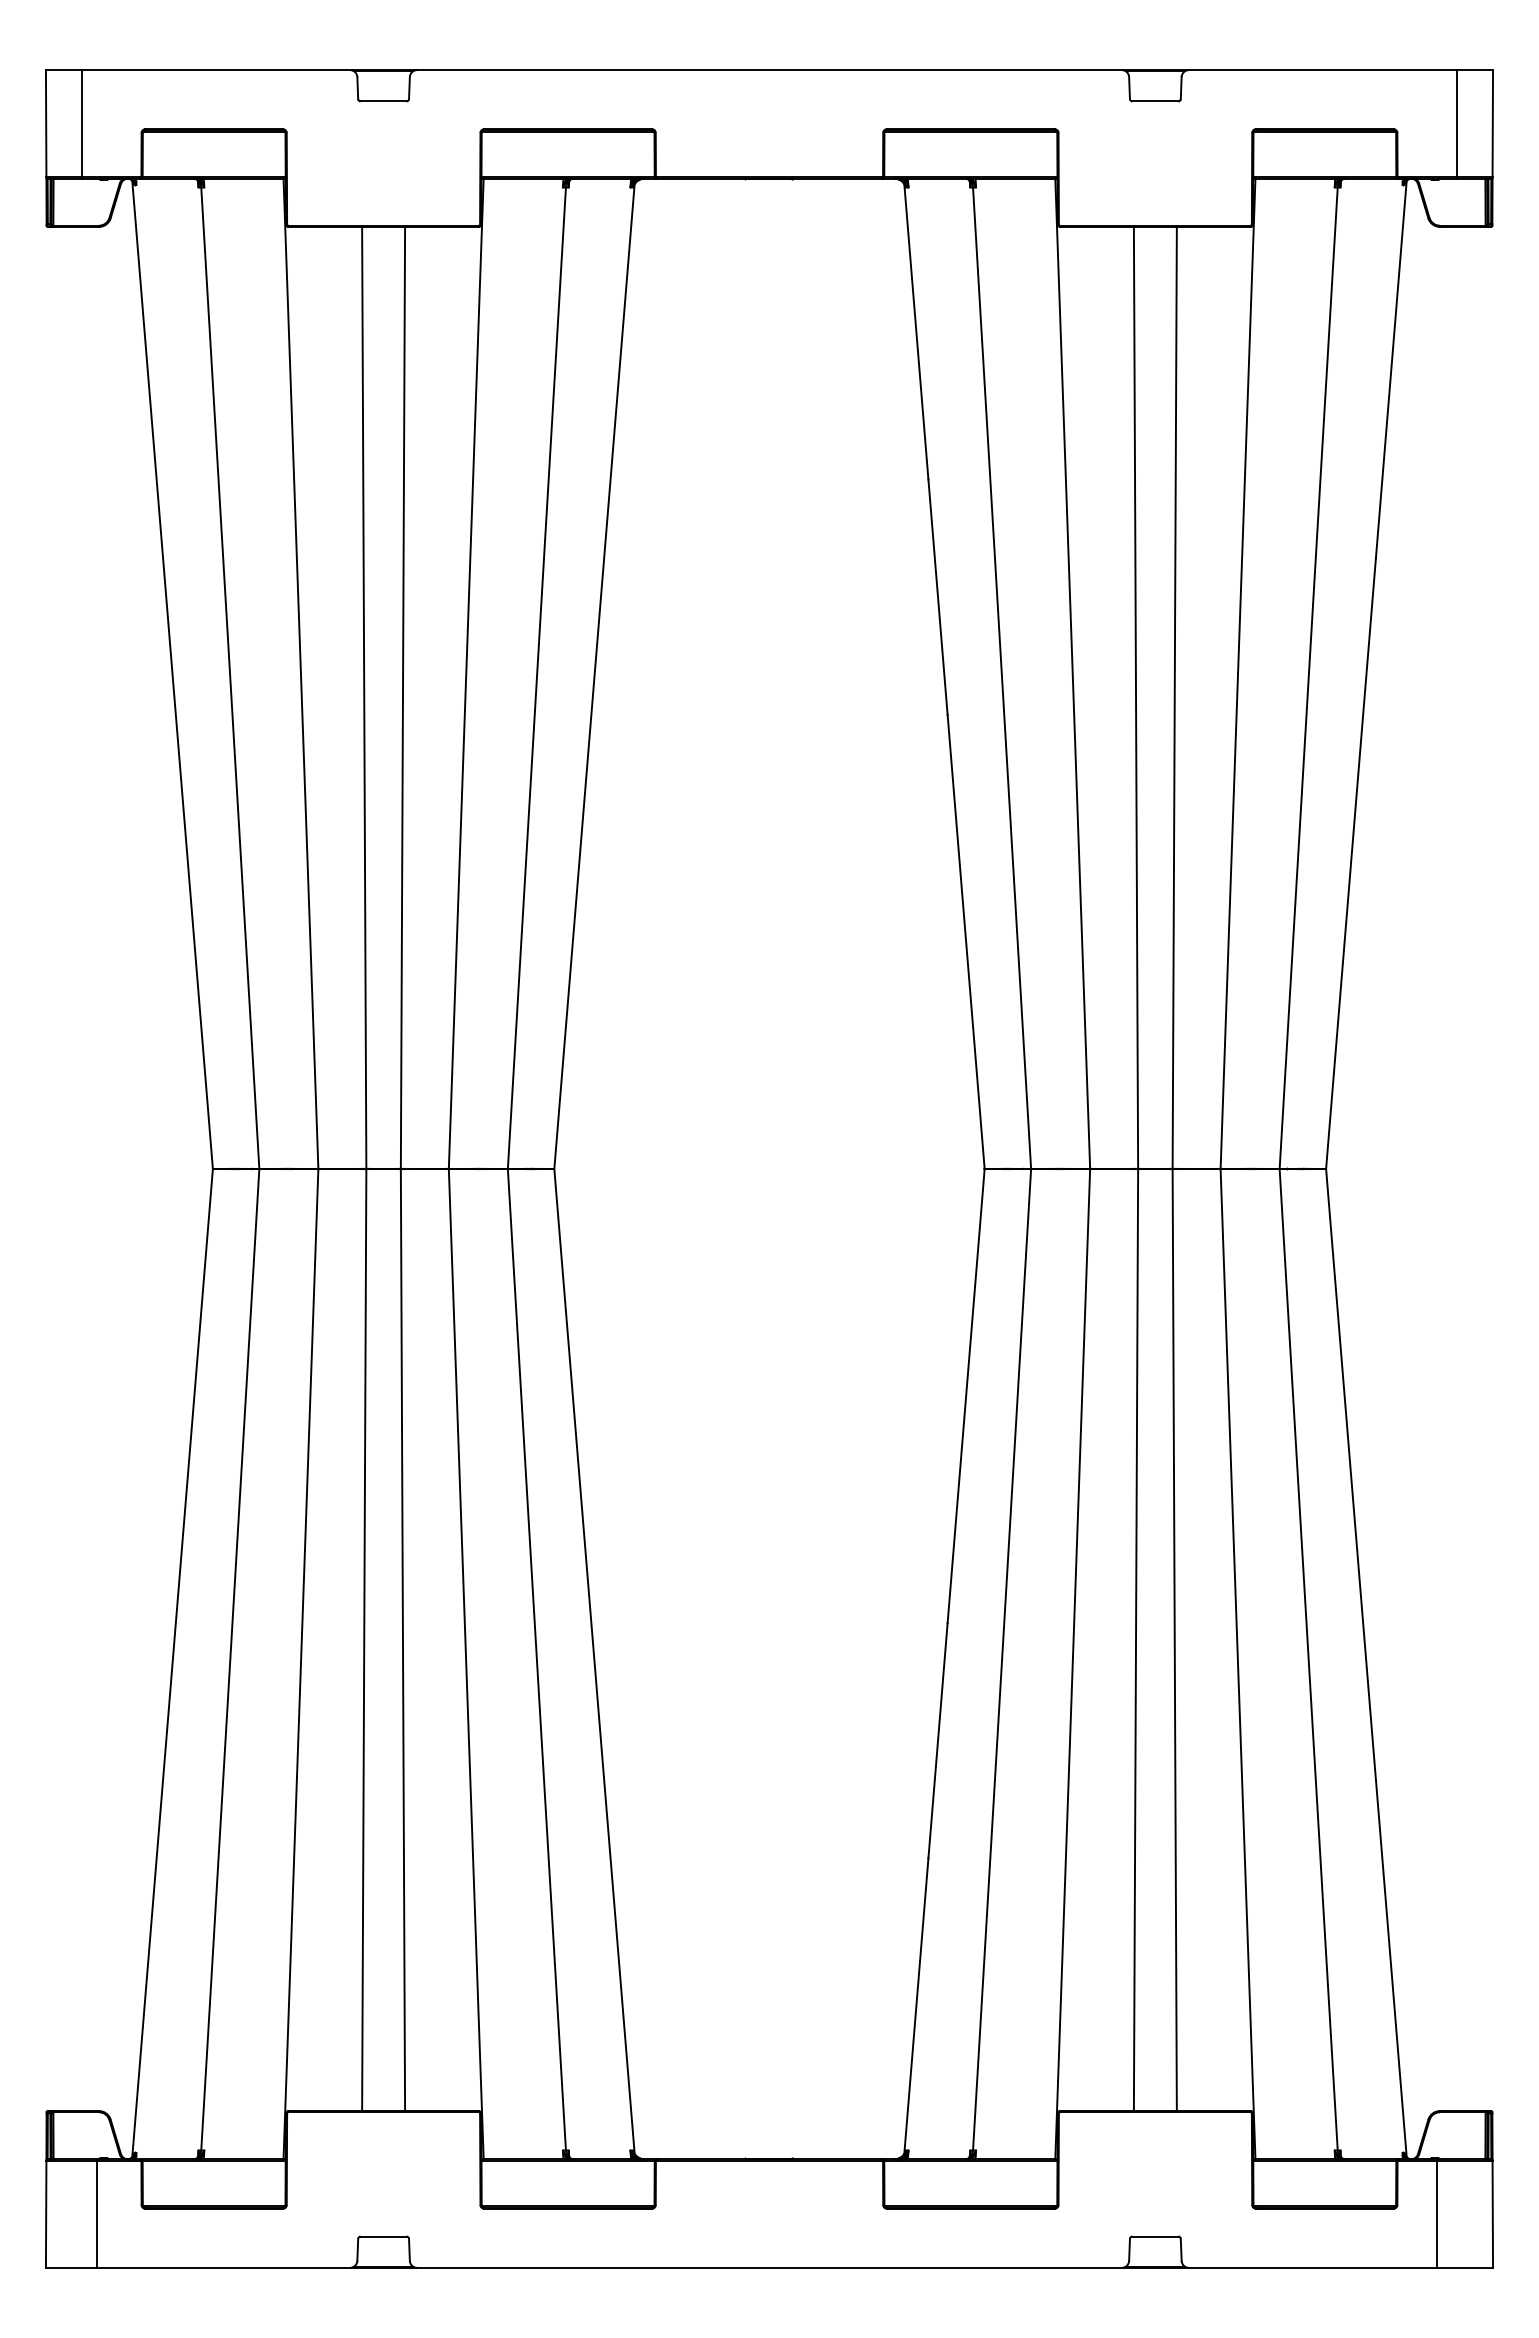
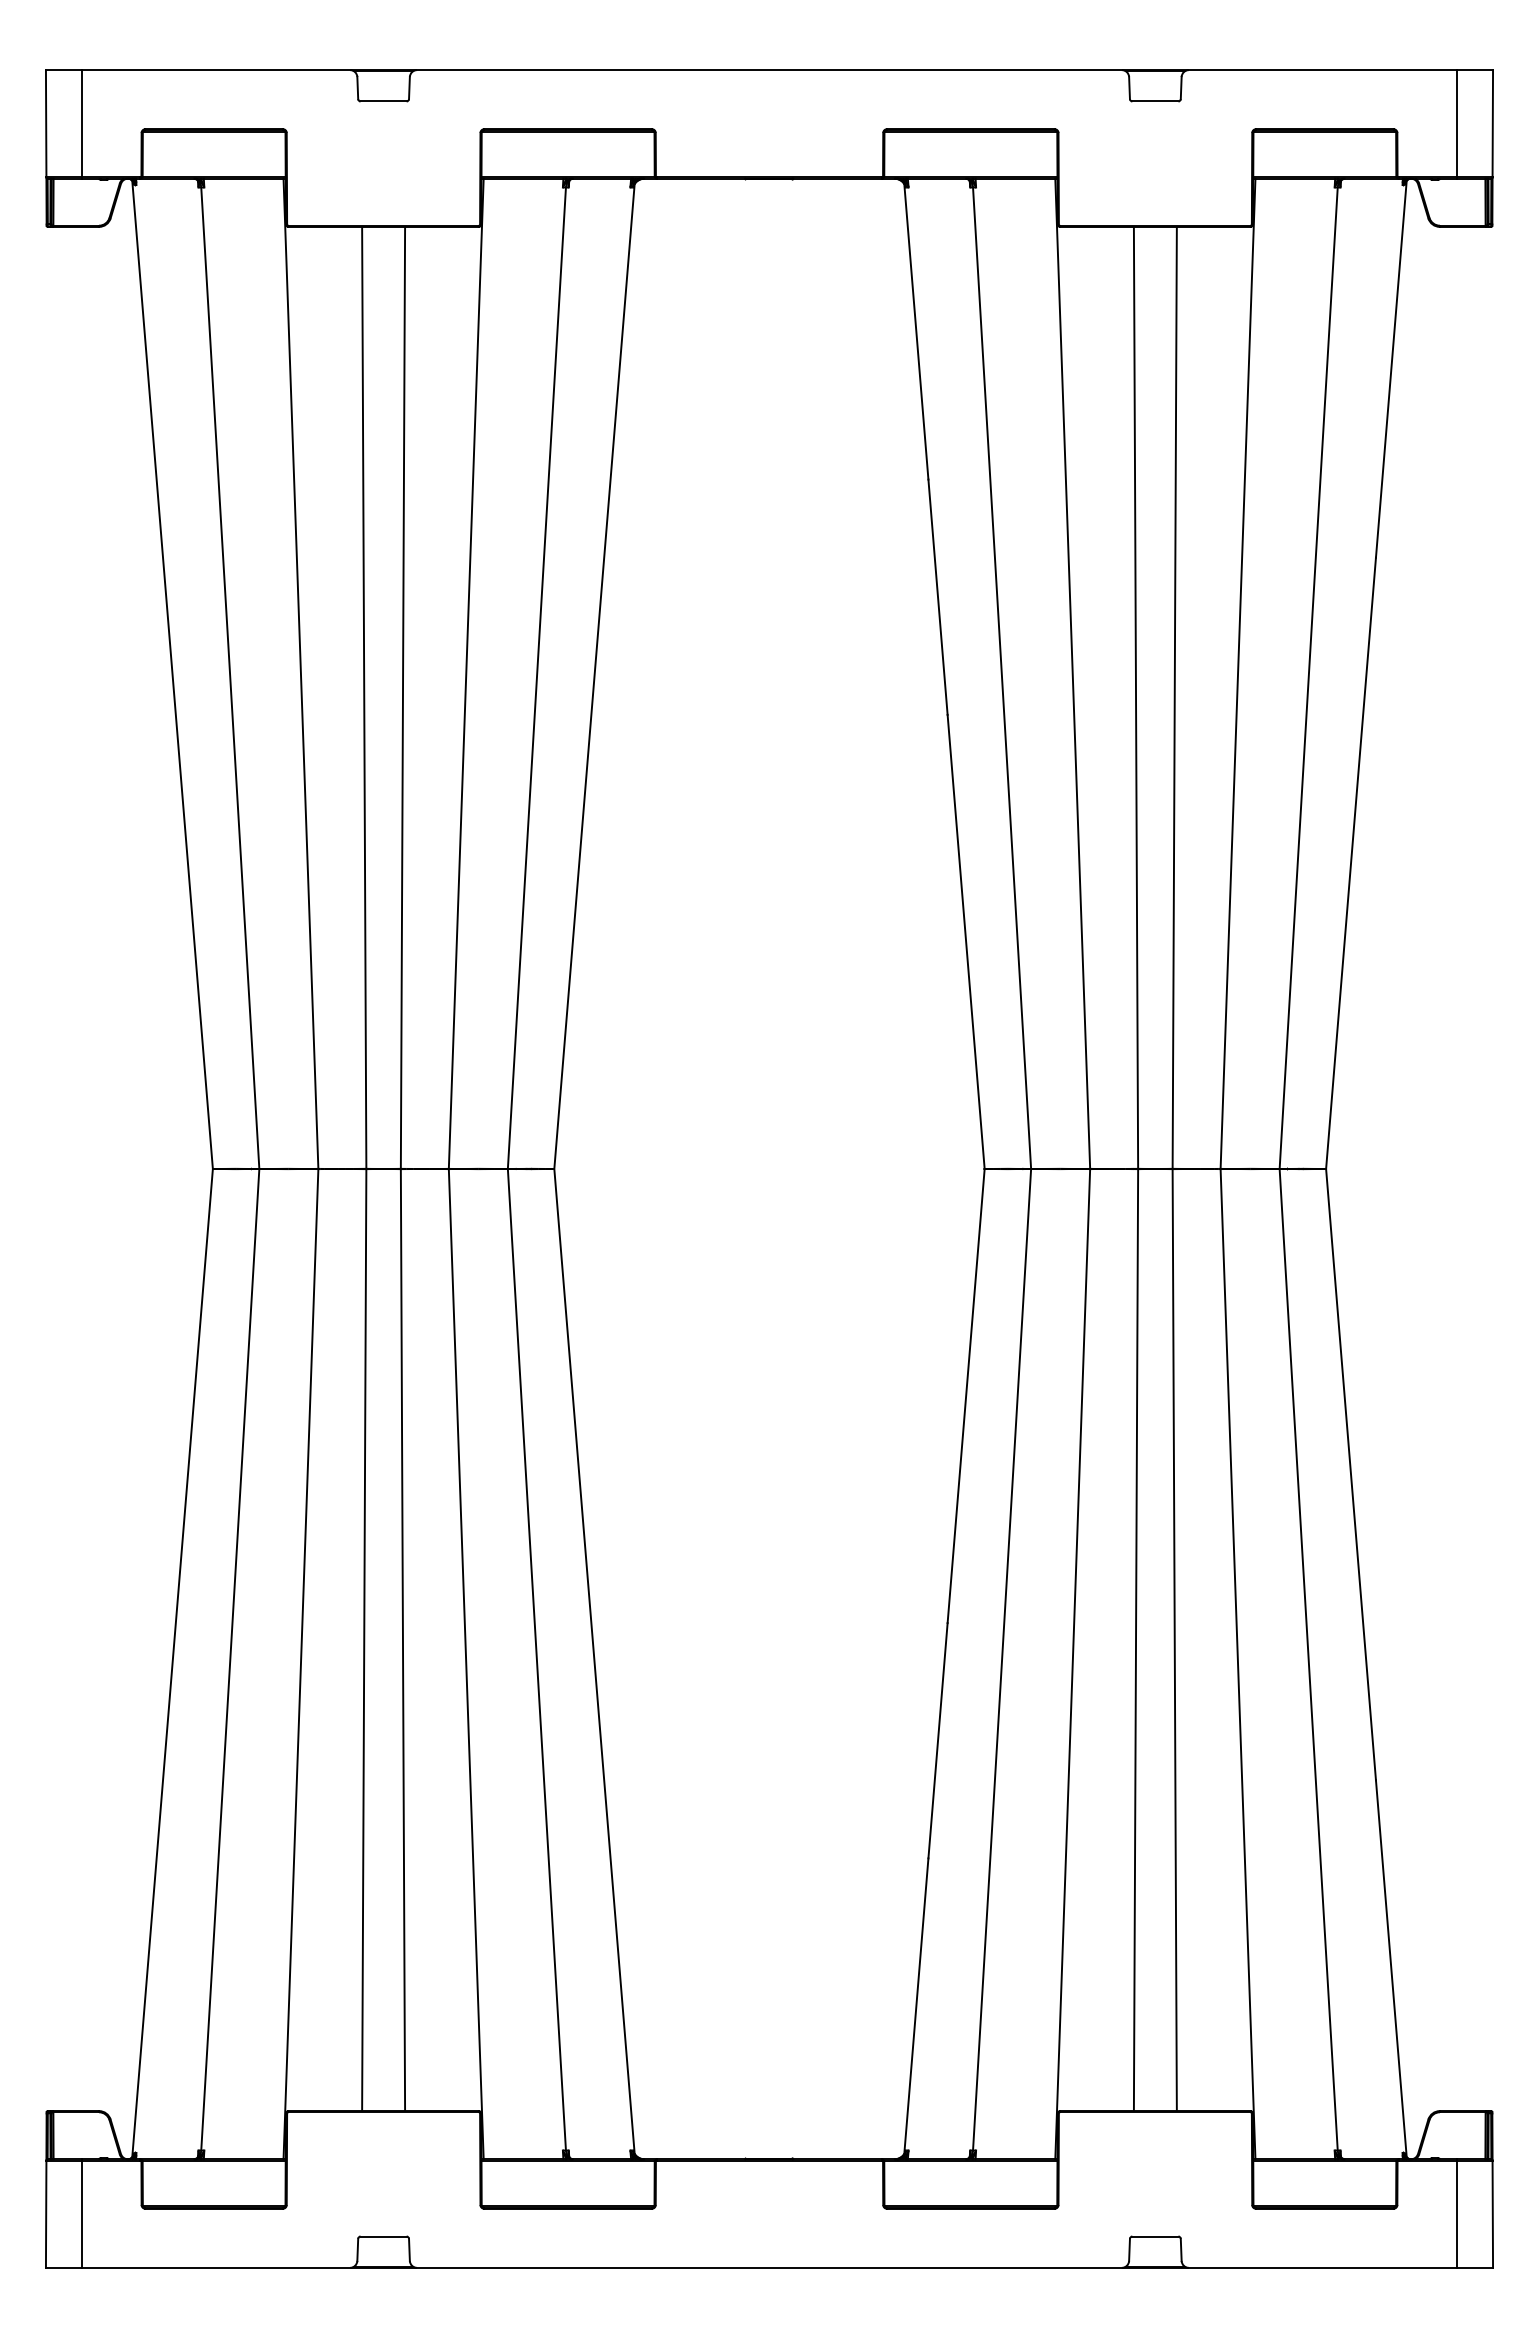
line position: (97, 2213) -> (82, 2213) (82, 2213)
line position: (1436, 2213) -> (1456, 2213) (1456, 2213)
